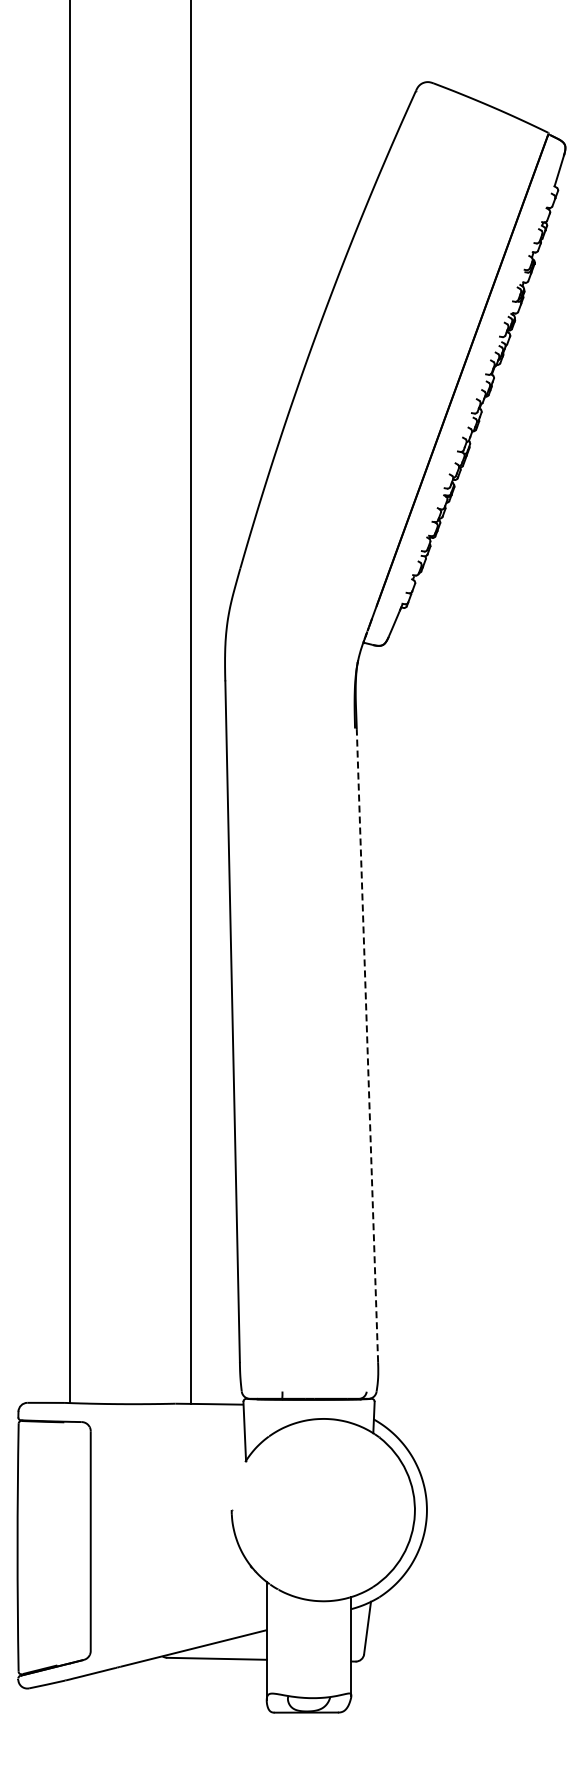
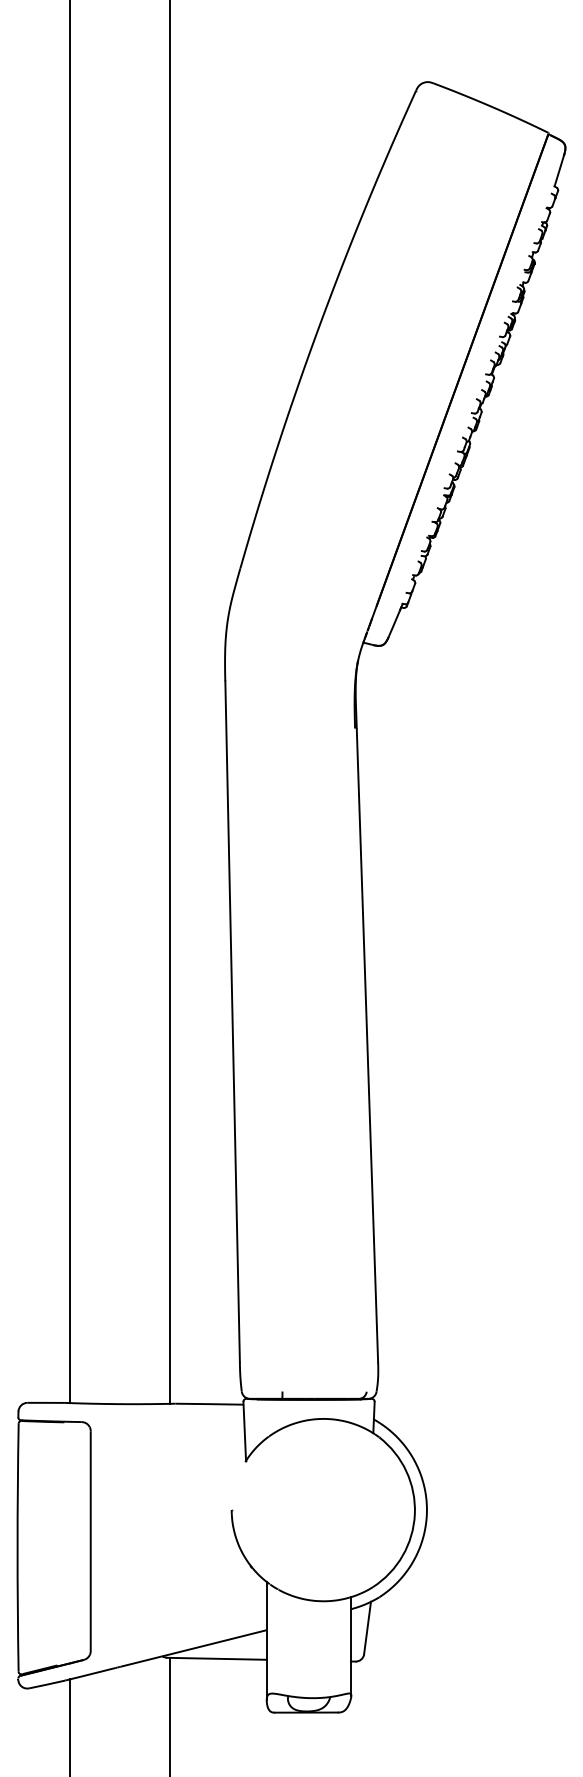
line position: (191, 702) -> (170, 702) (170, 702)
line: dashed -> solid (367, 1045)
line: none -> present (170, 1715)
line: none -> present (69, 1726)
